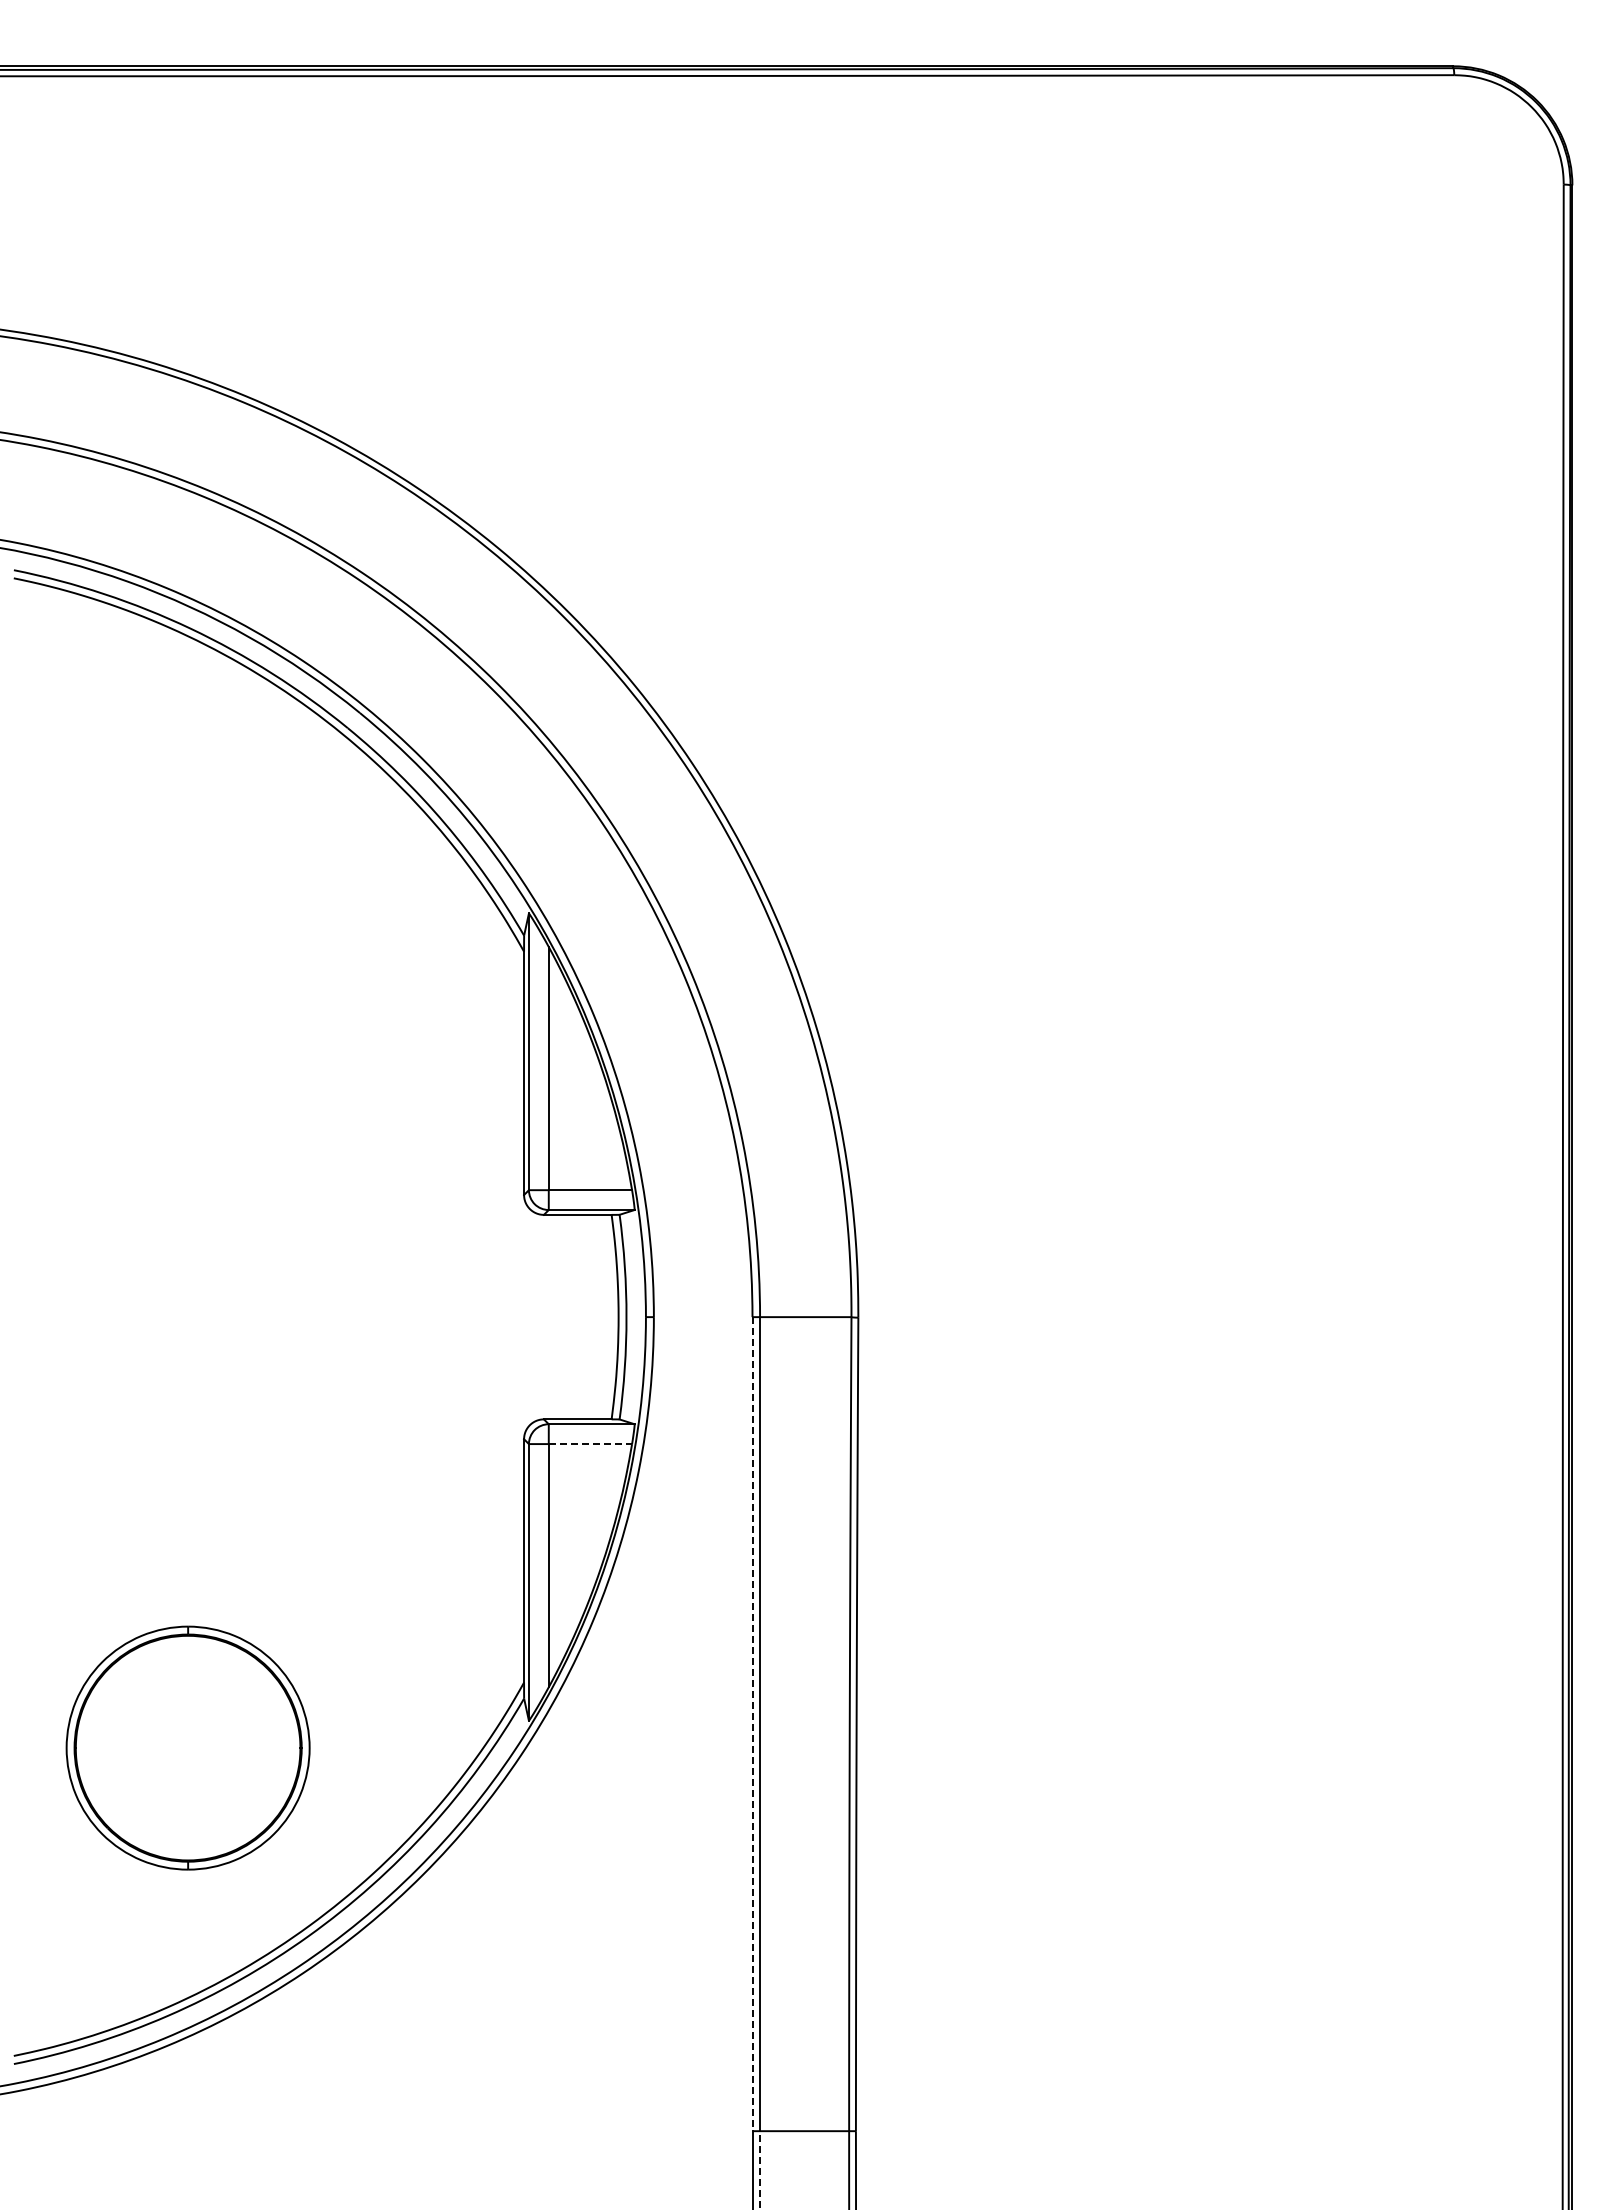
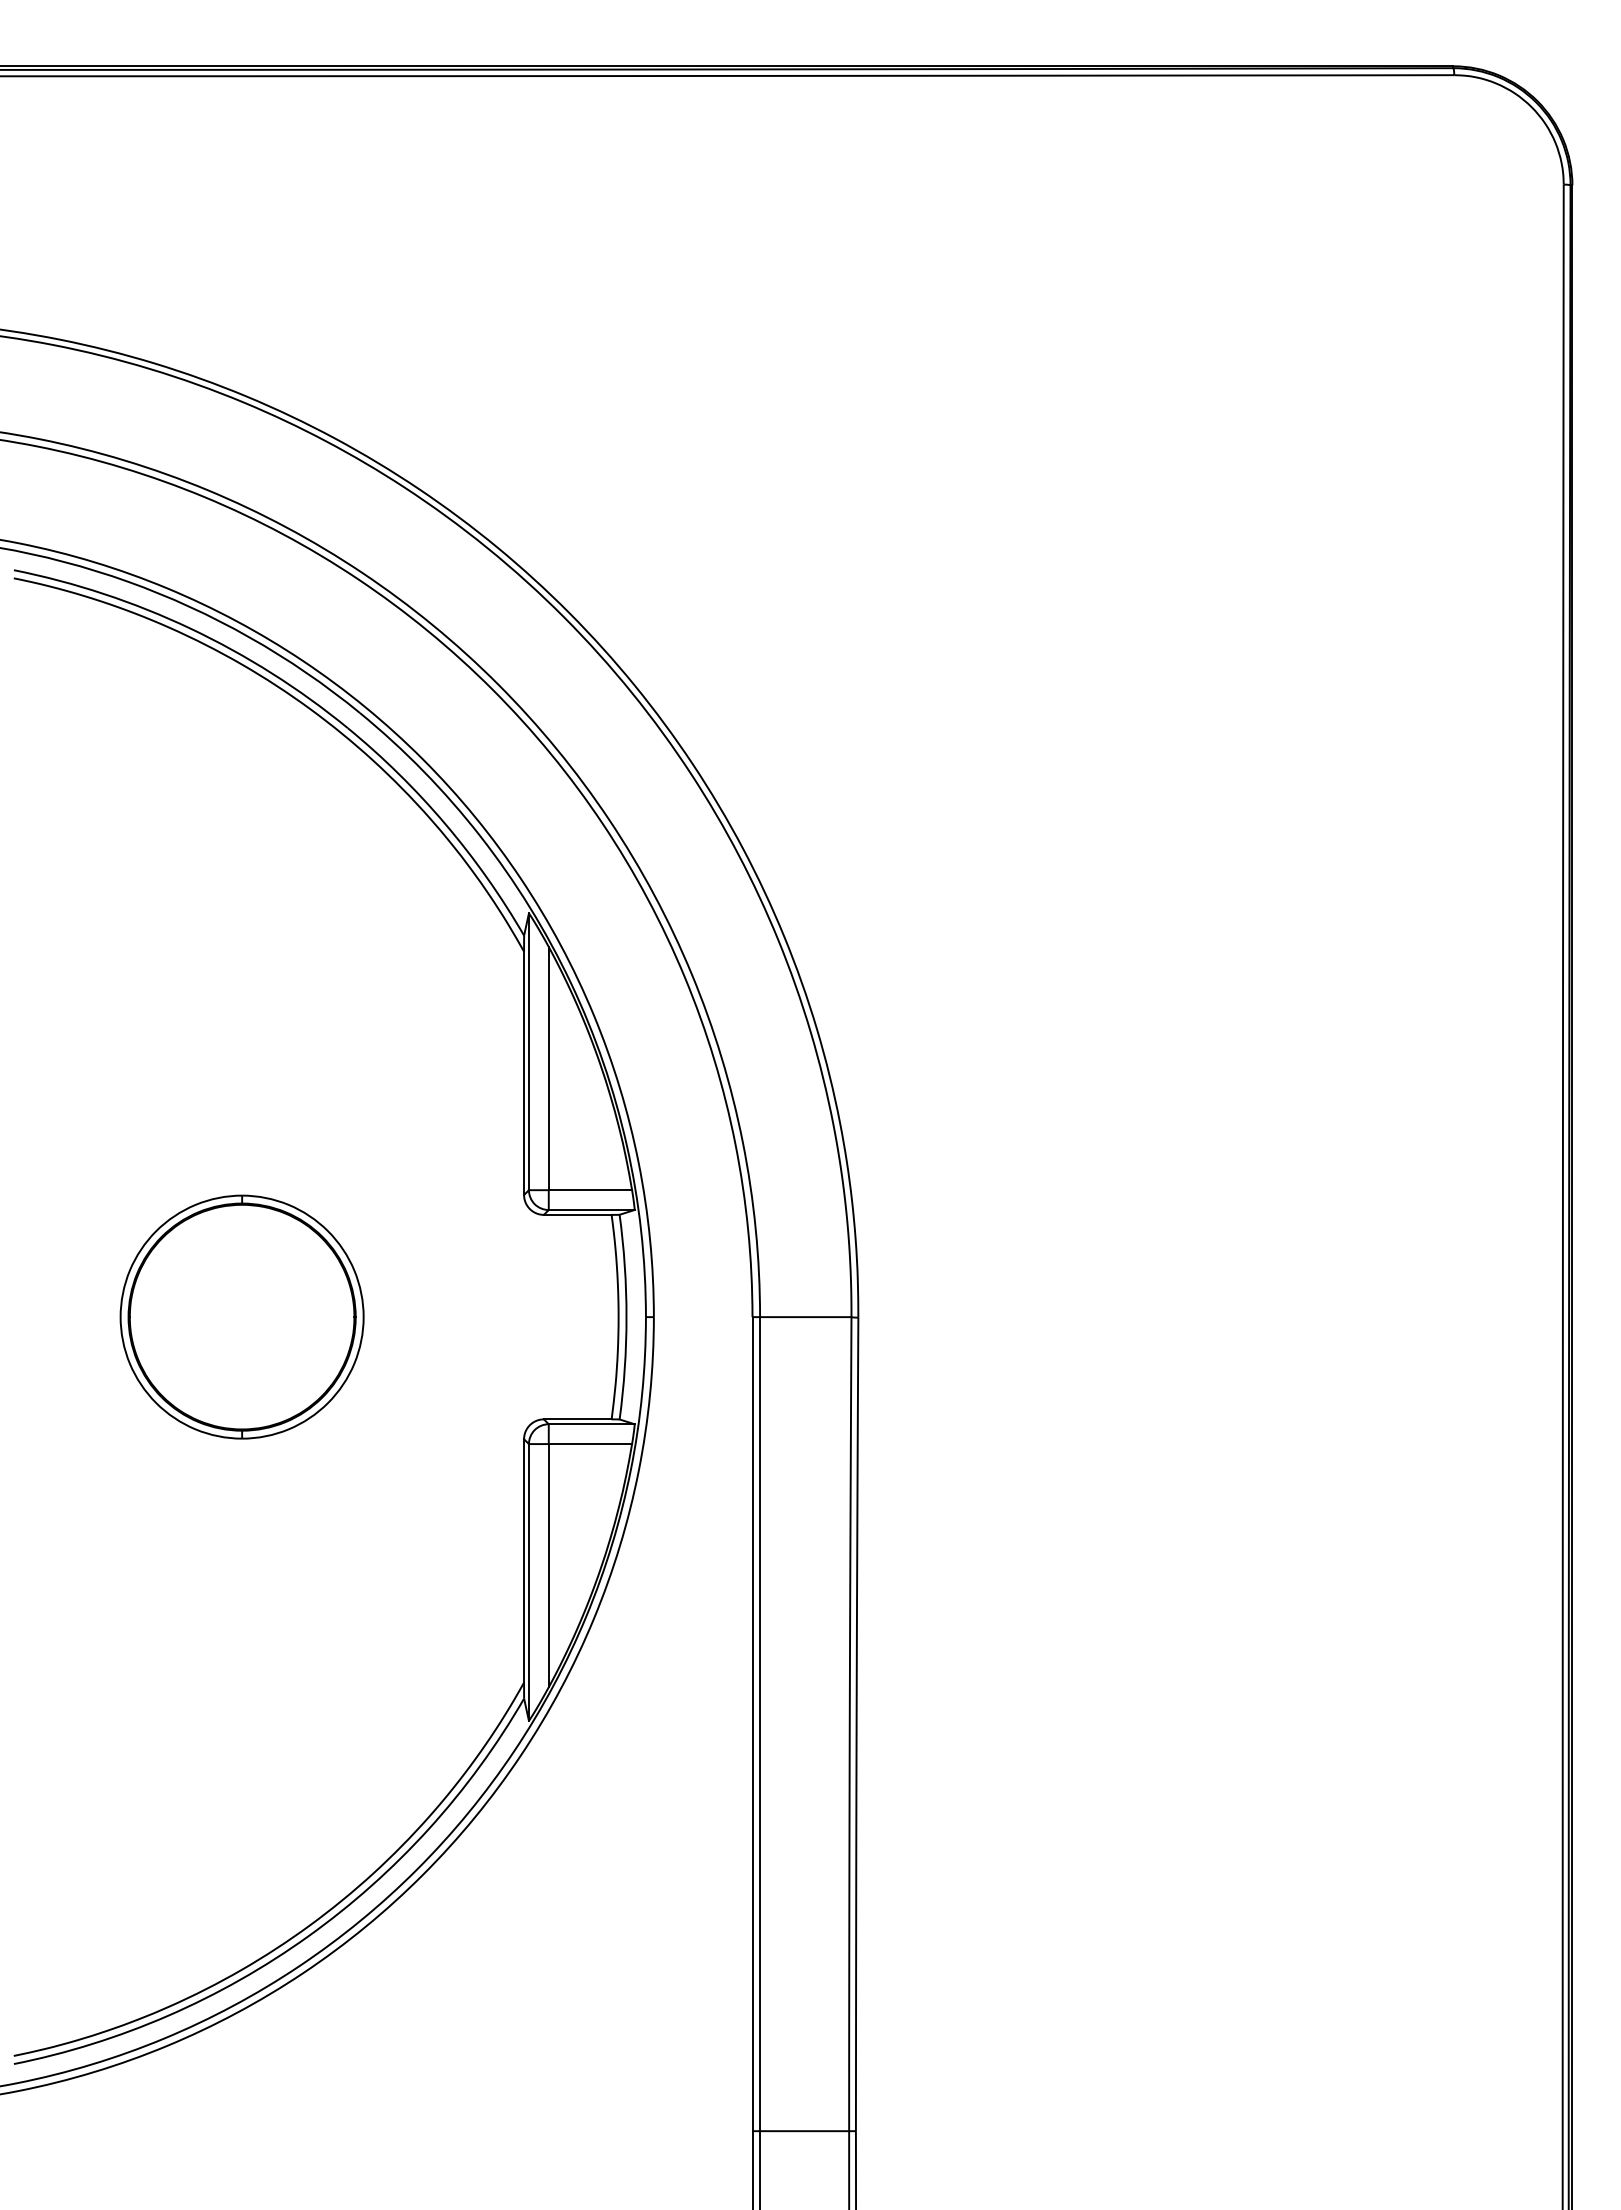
line: dashed -> solid (590, 1444)
line: dashed -> solid (752, 1724)
part position: (187, 1747) -> (241, 1316) (241, 1316)
line: dashed -> solid (760, 2170)
